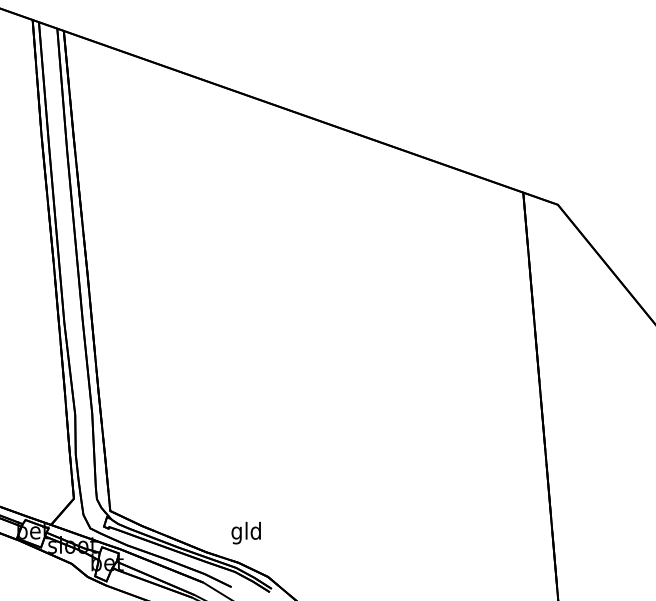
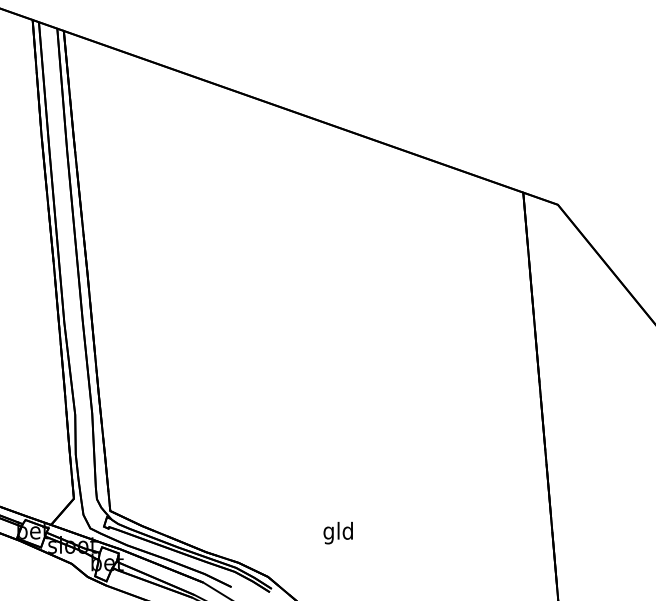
text position: (245, 533) -> (337, 533) (337, 533)
